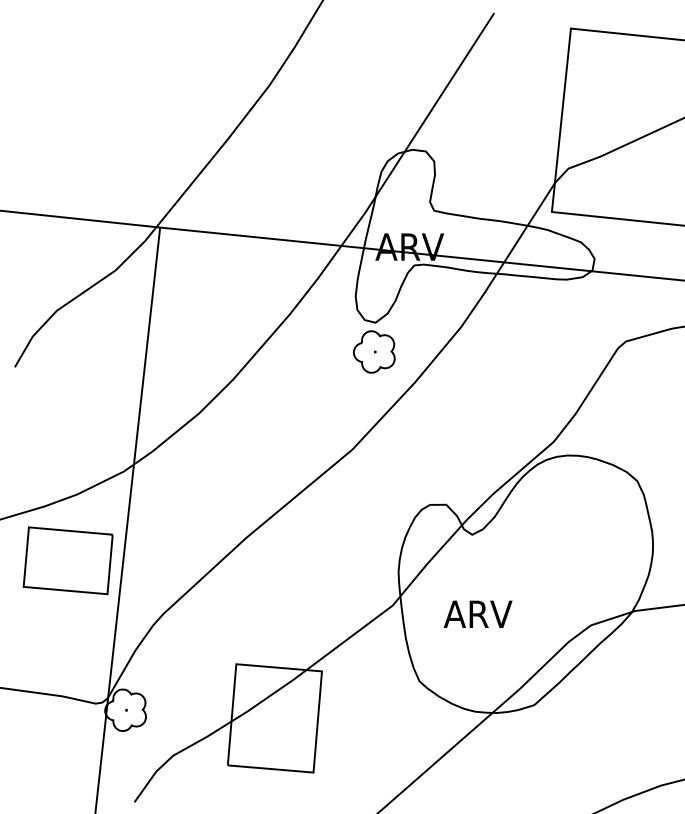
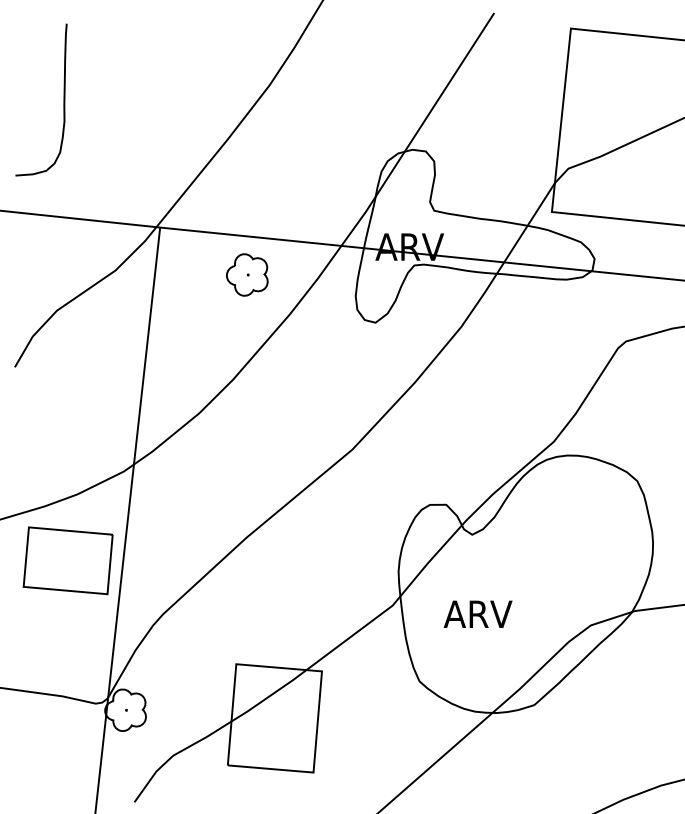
curve: none -> present (63, 99)
part position: (374, 351) -> (247, 274) (247, 274)
